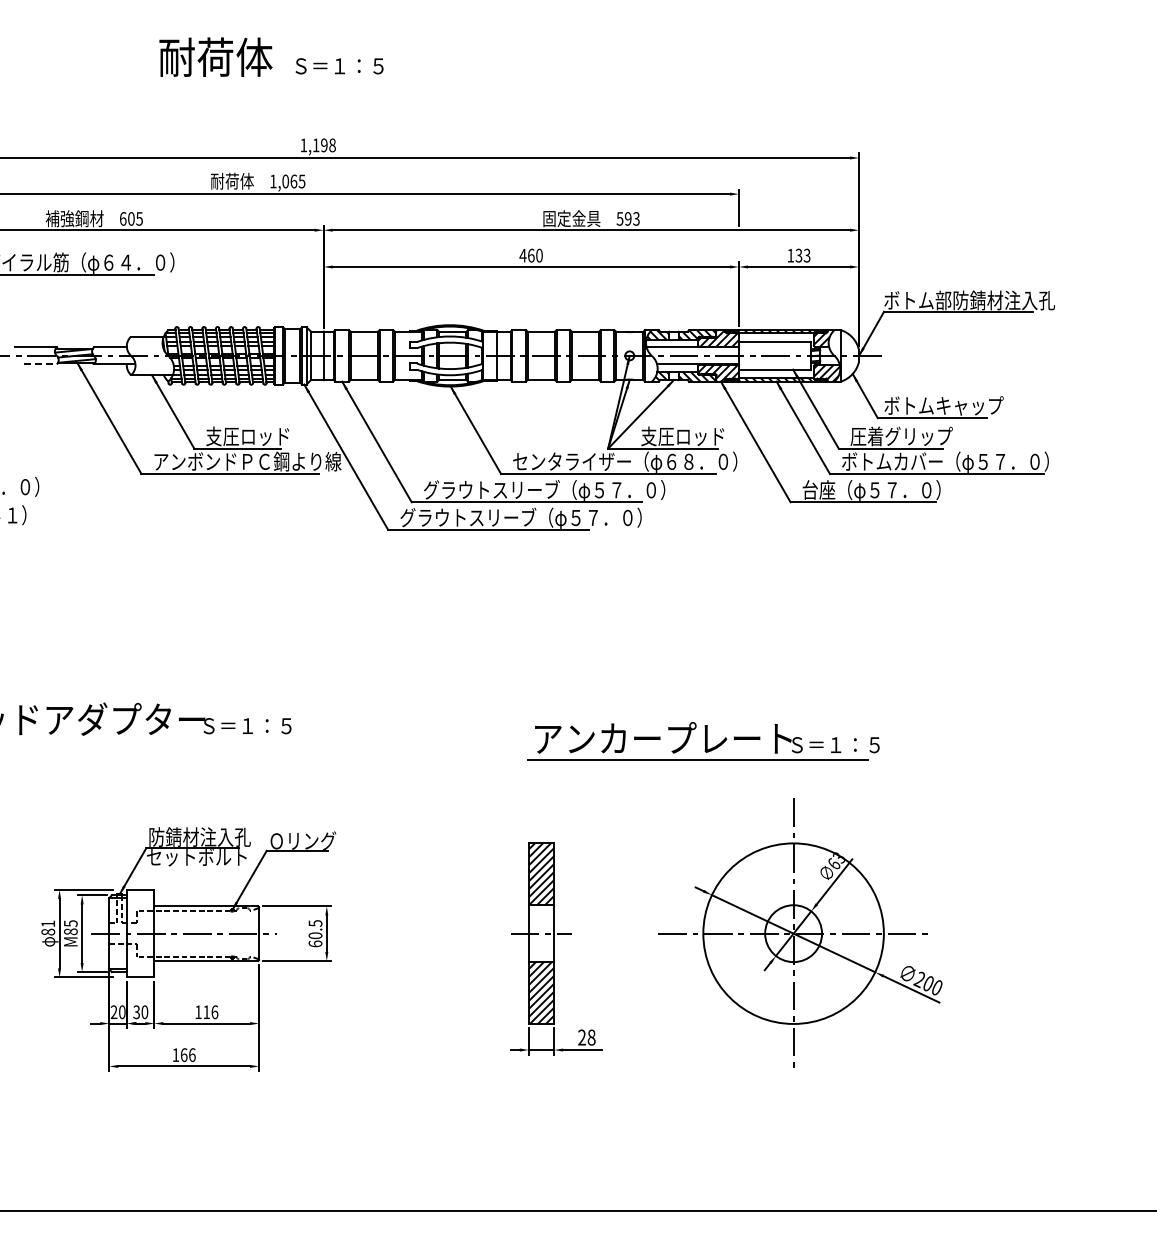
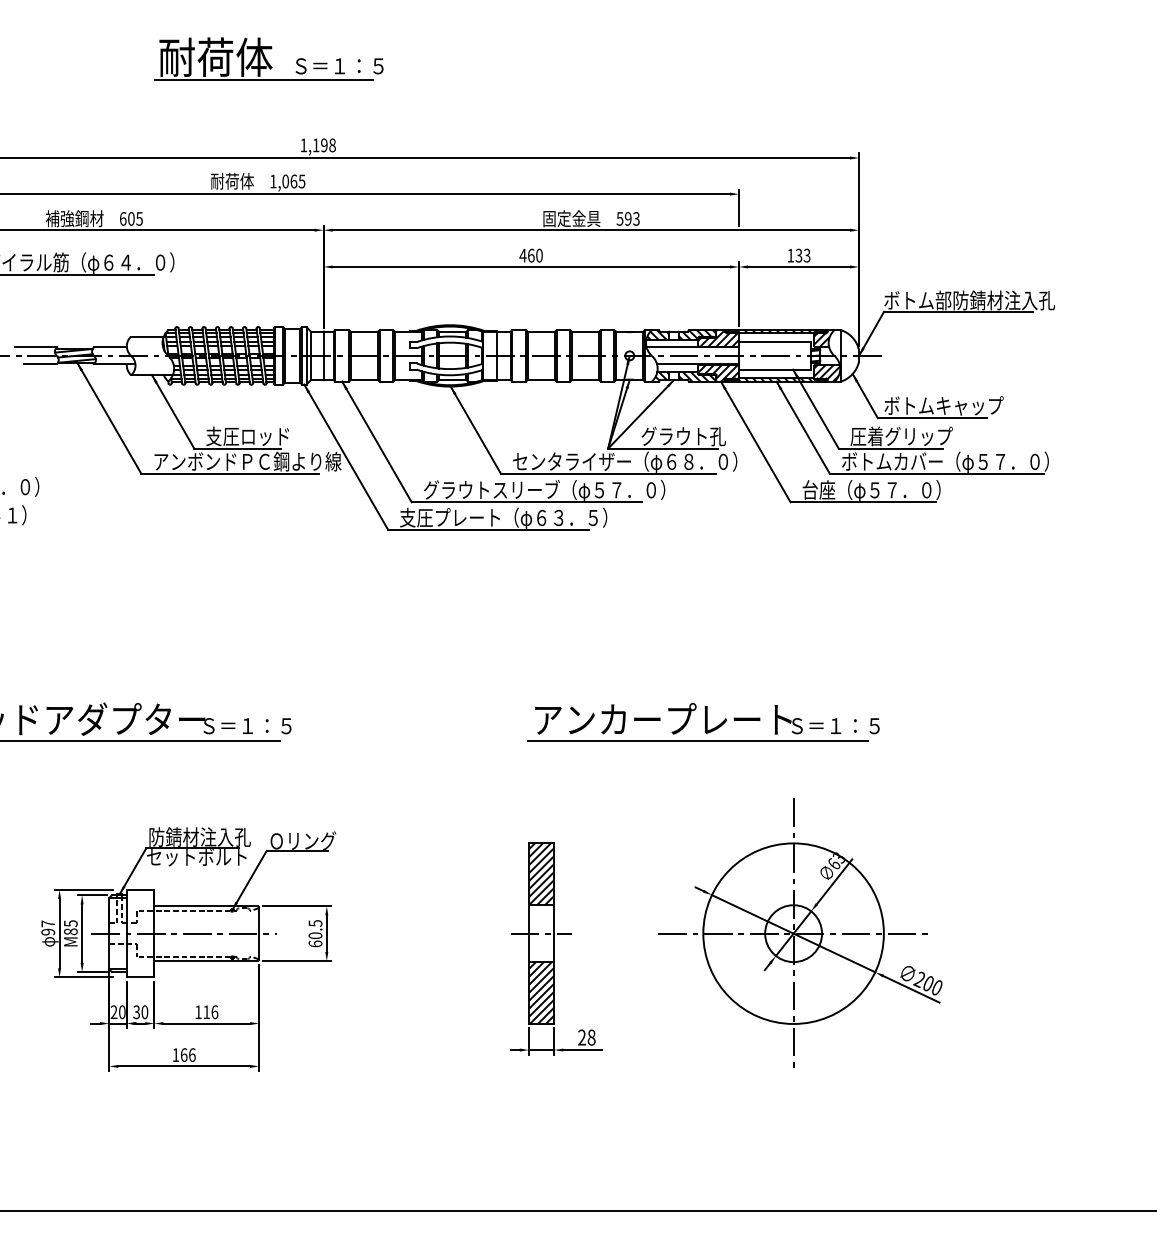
line: none -> present (263, 79)
line: dashed -> solid (40, 364)
text: 支圧ロッド -> グラウト孔 (683, 436)
text: グラウトスリーブ（φ５７．０） -> 支圧プレート（φ６３．５） (520, 517)
line: none -> present (141, 740)
part position: (703, 741) -> (703, 722) (703, 722)
text: 81 -> 97 (48, 927)
